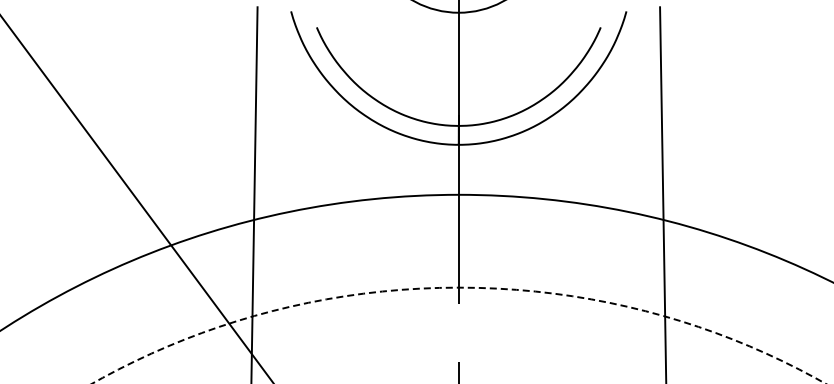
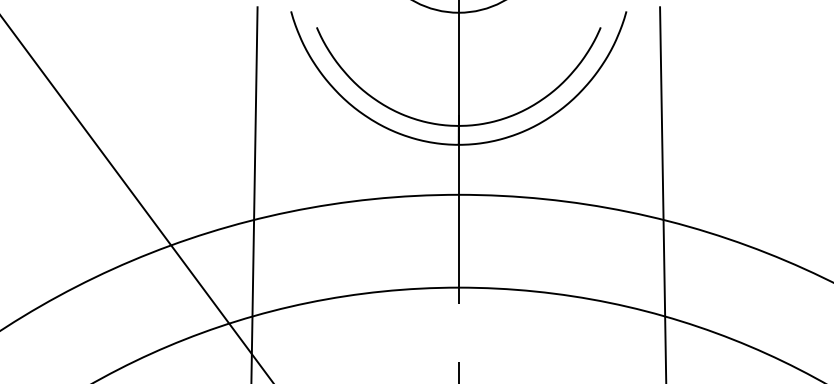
circle: dashed -> solid (458, 335)
